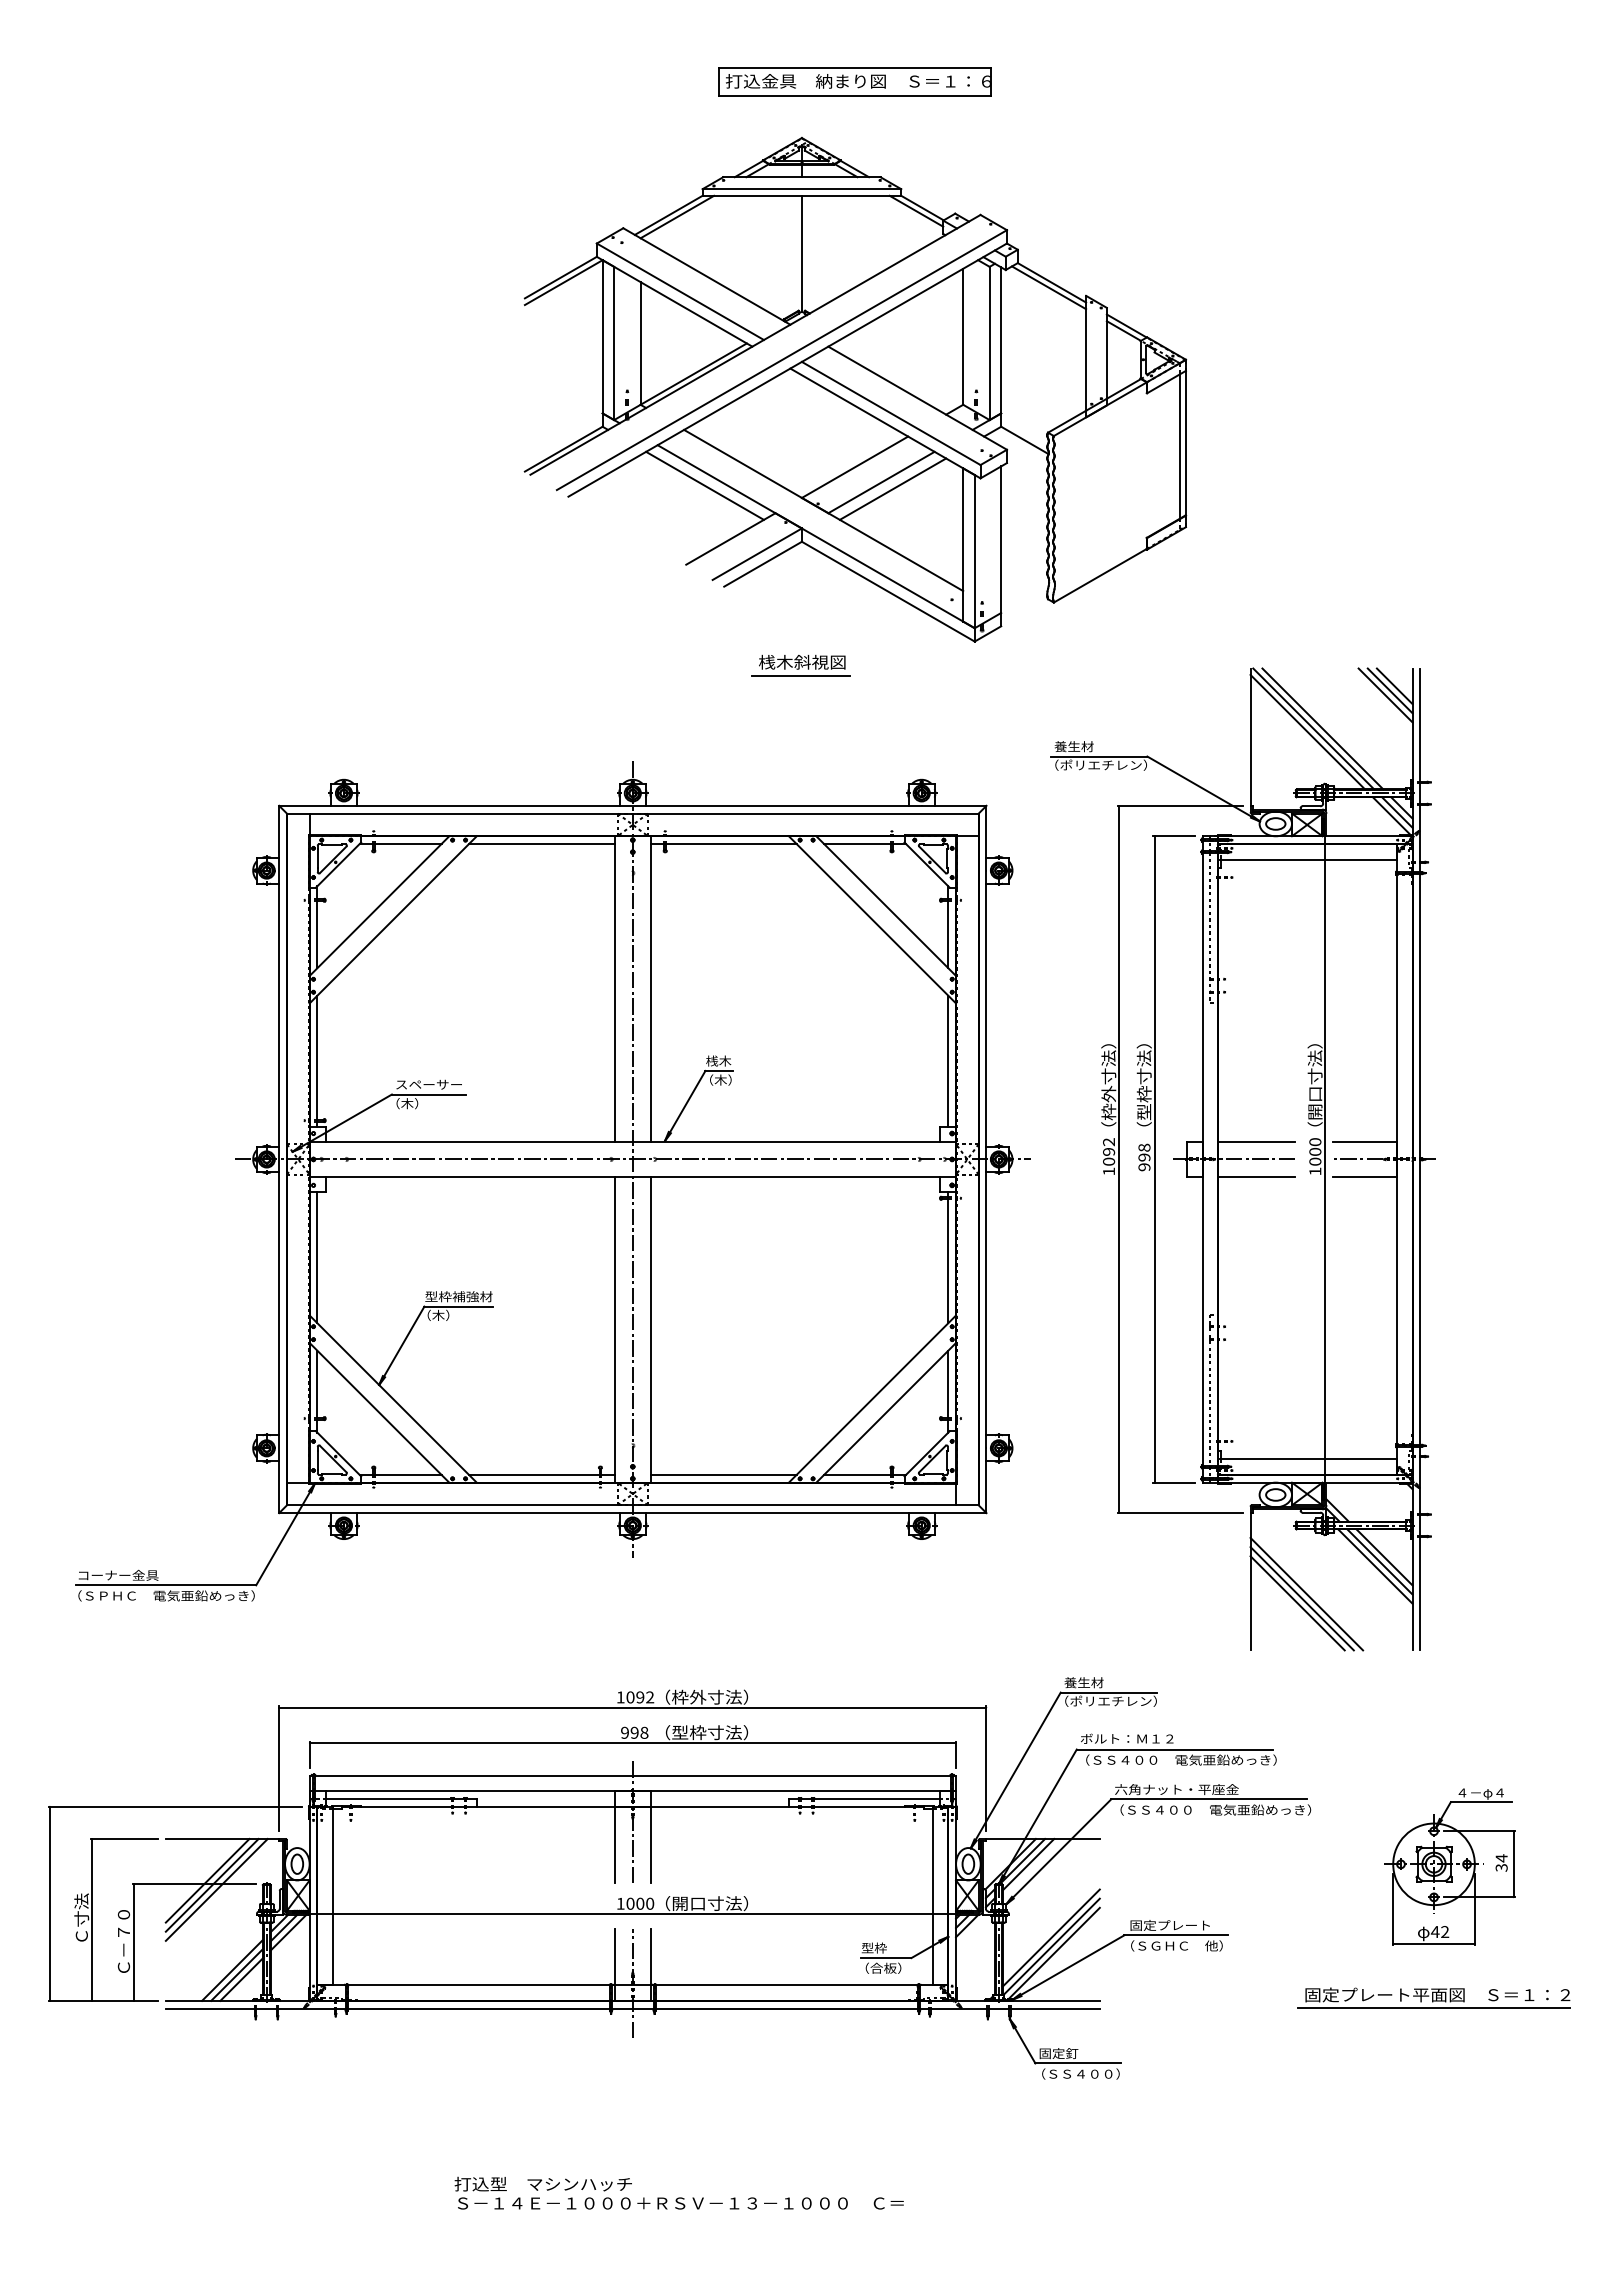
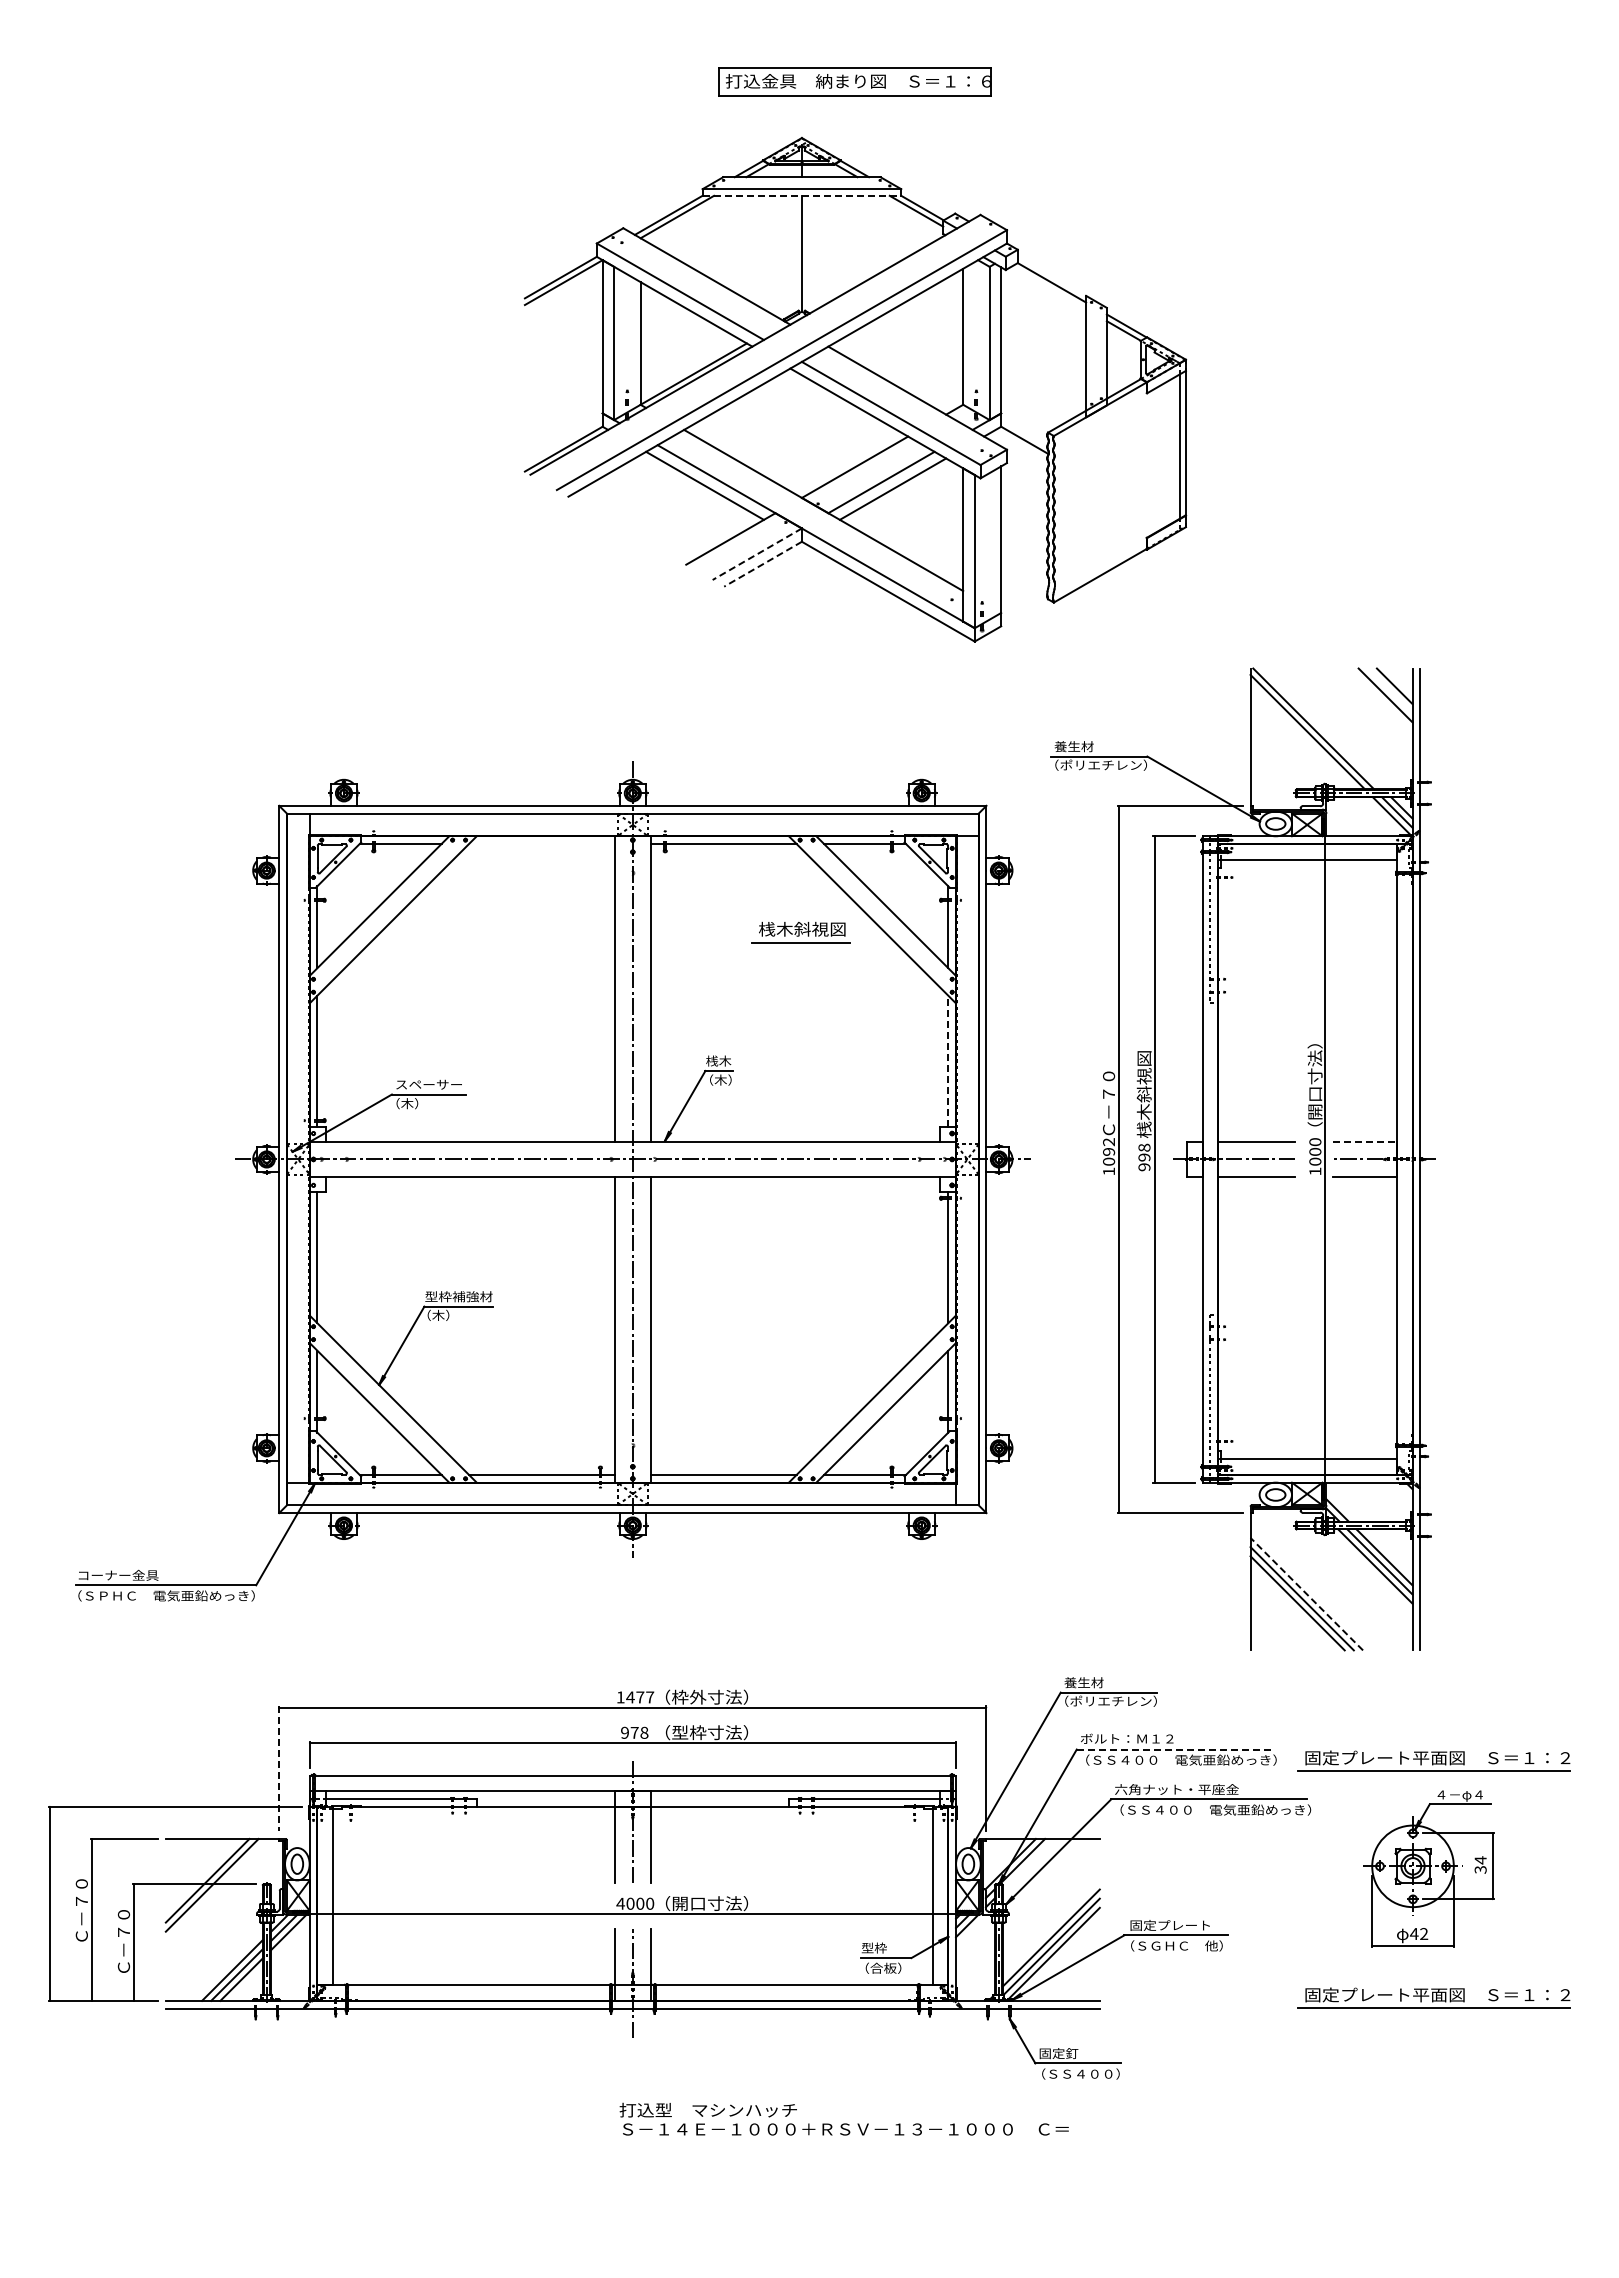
line: solid -> dashed (802, 195)
line: present -> none (1049, 287)
line: solid -> dashed (757, 554)
line: solid -> dashed (763, 564)
part position: (800, 665) -> (800, 932) (800, 932)
line: present -> none (1389, 690)
line: present -> none (1322, 728)
line: present -> none (542, 844)
line: solid -> dashed (948, 1061)
text: （枠外寸法） -> Ｃ－７０ (1108, 1089)
text: （型枠寸法） -> 桟木斜視図 (1143, 1090)
line: solid -> dashed (1365, 1141)
line: solid -> dashed (1306, 1594)
text: 1092 -> 1477 (640, 1697)
text: 998 -> 978 (634, 1732)
line: solid -> dashed (1174, 1749)
part: none -> present (1433, 1760)
line: solid -> dashed (279, 1769)
line: present -> none (1028, 1864)
part position: (1449, 1866) -> (1428, 1868) (1428, 1868)
line: present -> none (216, 1889)
text: Ｃ寸法 -> Ｃ－７０ (81, 1902)
text: 1000 -> 4000 (620, 1903)
text position: (678, 2192) -> (843, 2118) (843, 2118)
